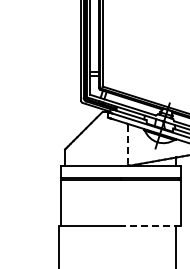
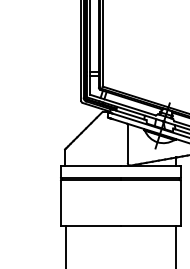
line: dashed -> solid (127, 144)
line: dashed -> solid (150, 226)
line position: (58, 245) -> (65, 245) (65, 245)
